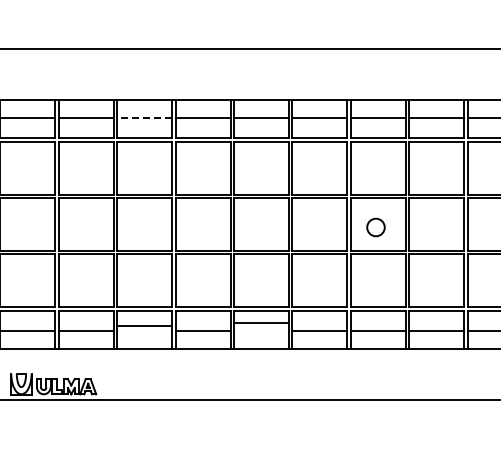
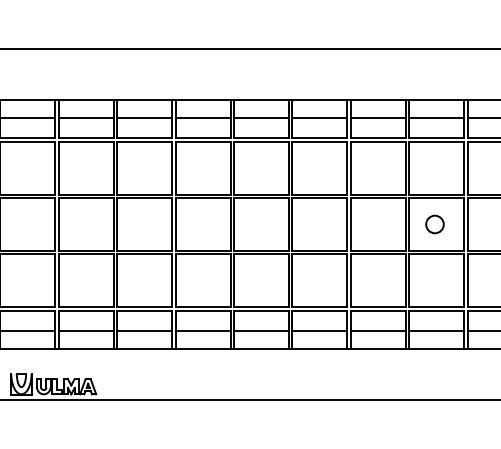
line: dashed -> solid (144, 117)
circle position: (375, 227) -> (434, 224) (434, 224)
line position: (261, 323) -> (261, 331) (261, 331)
line position: (144, 326) -> (144, 331) (144, 331)
